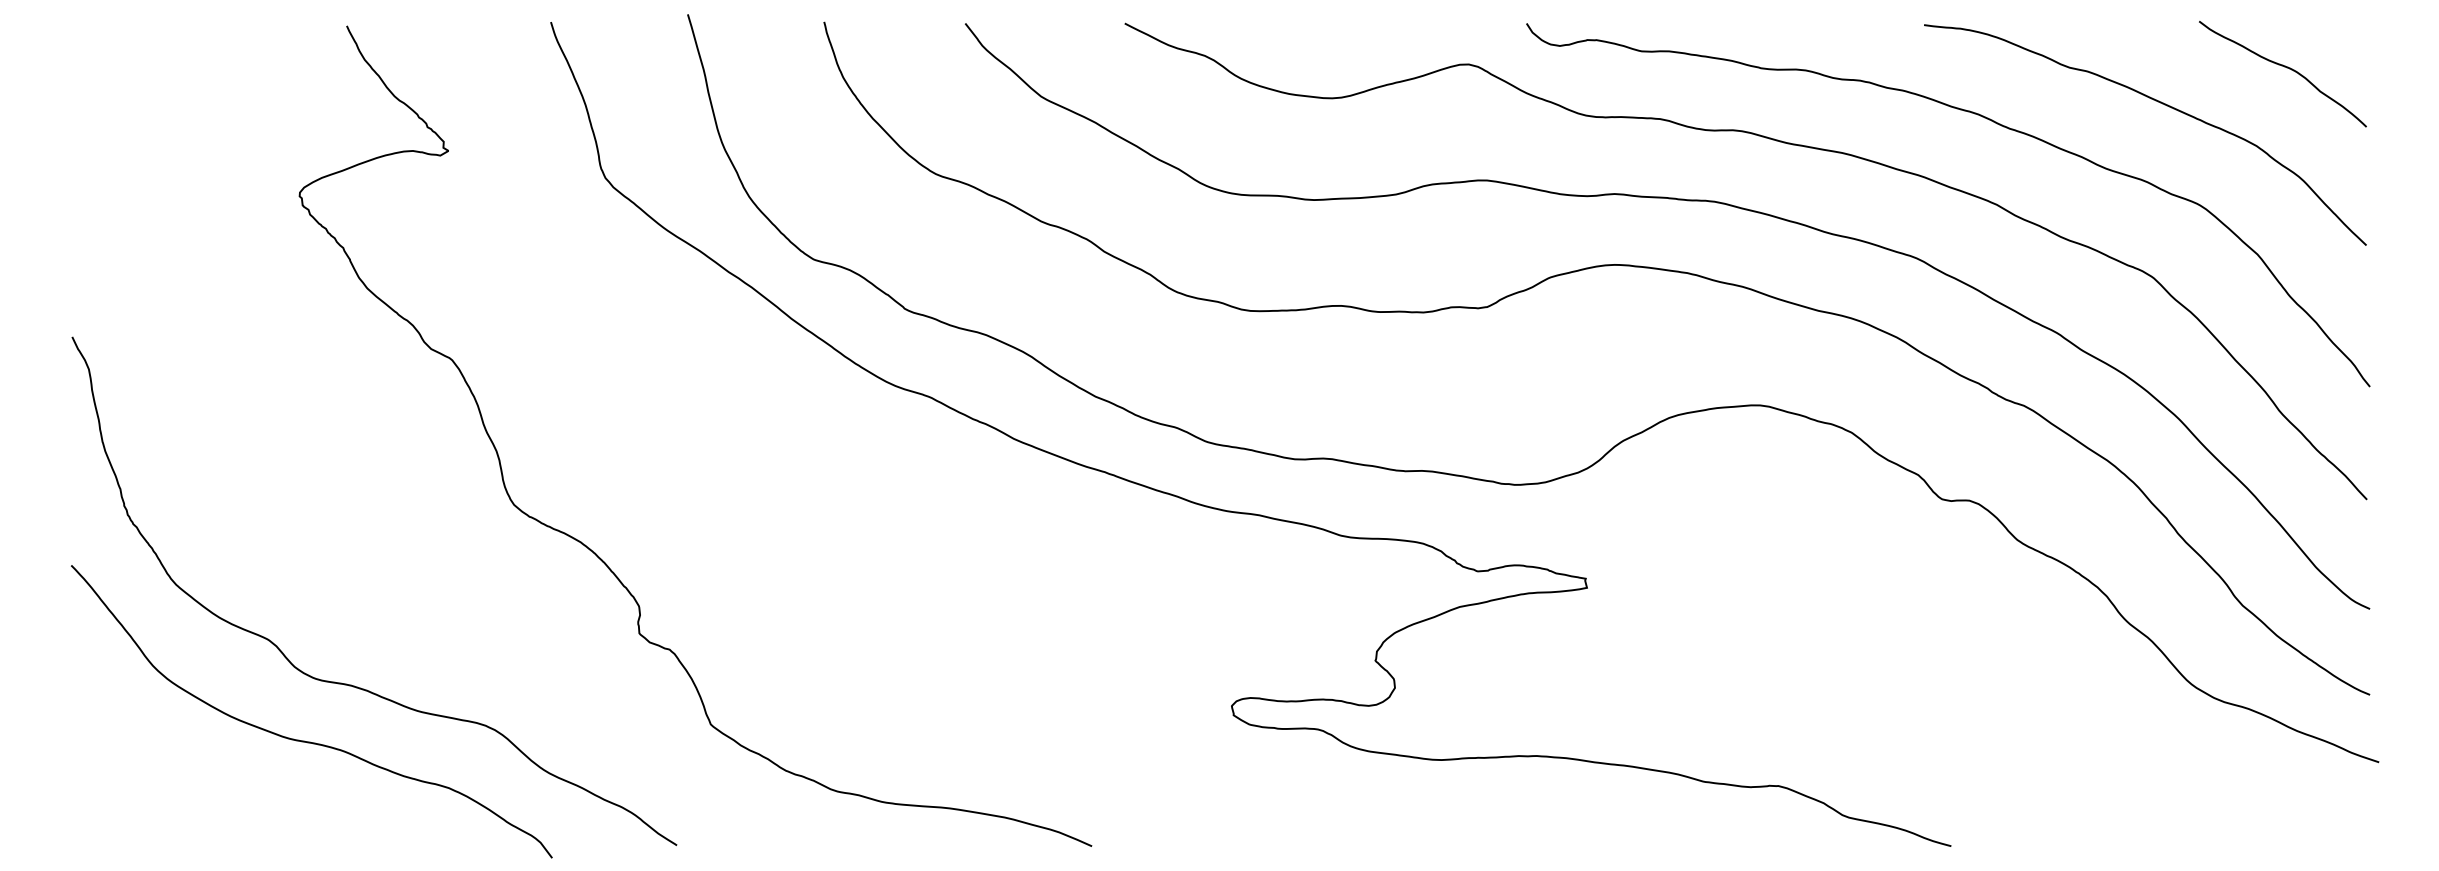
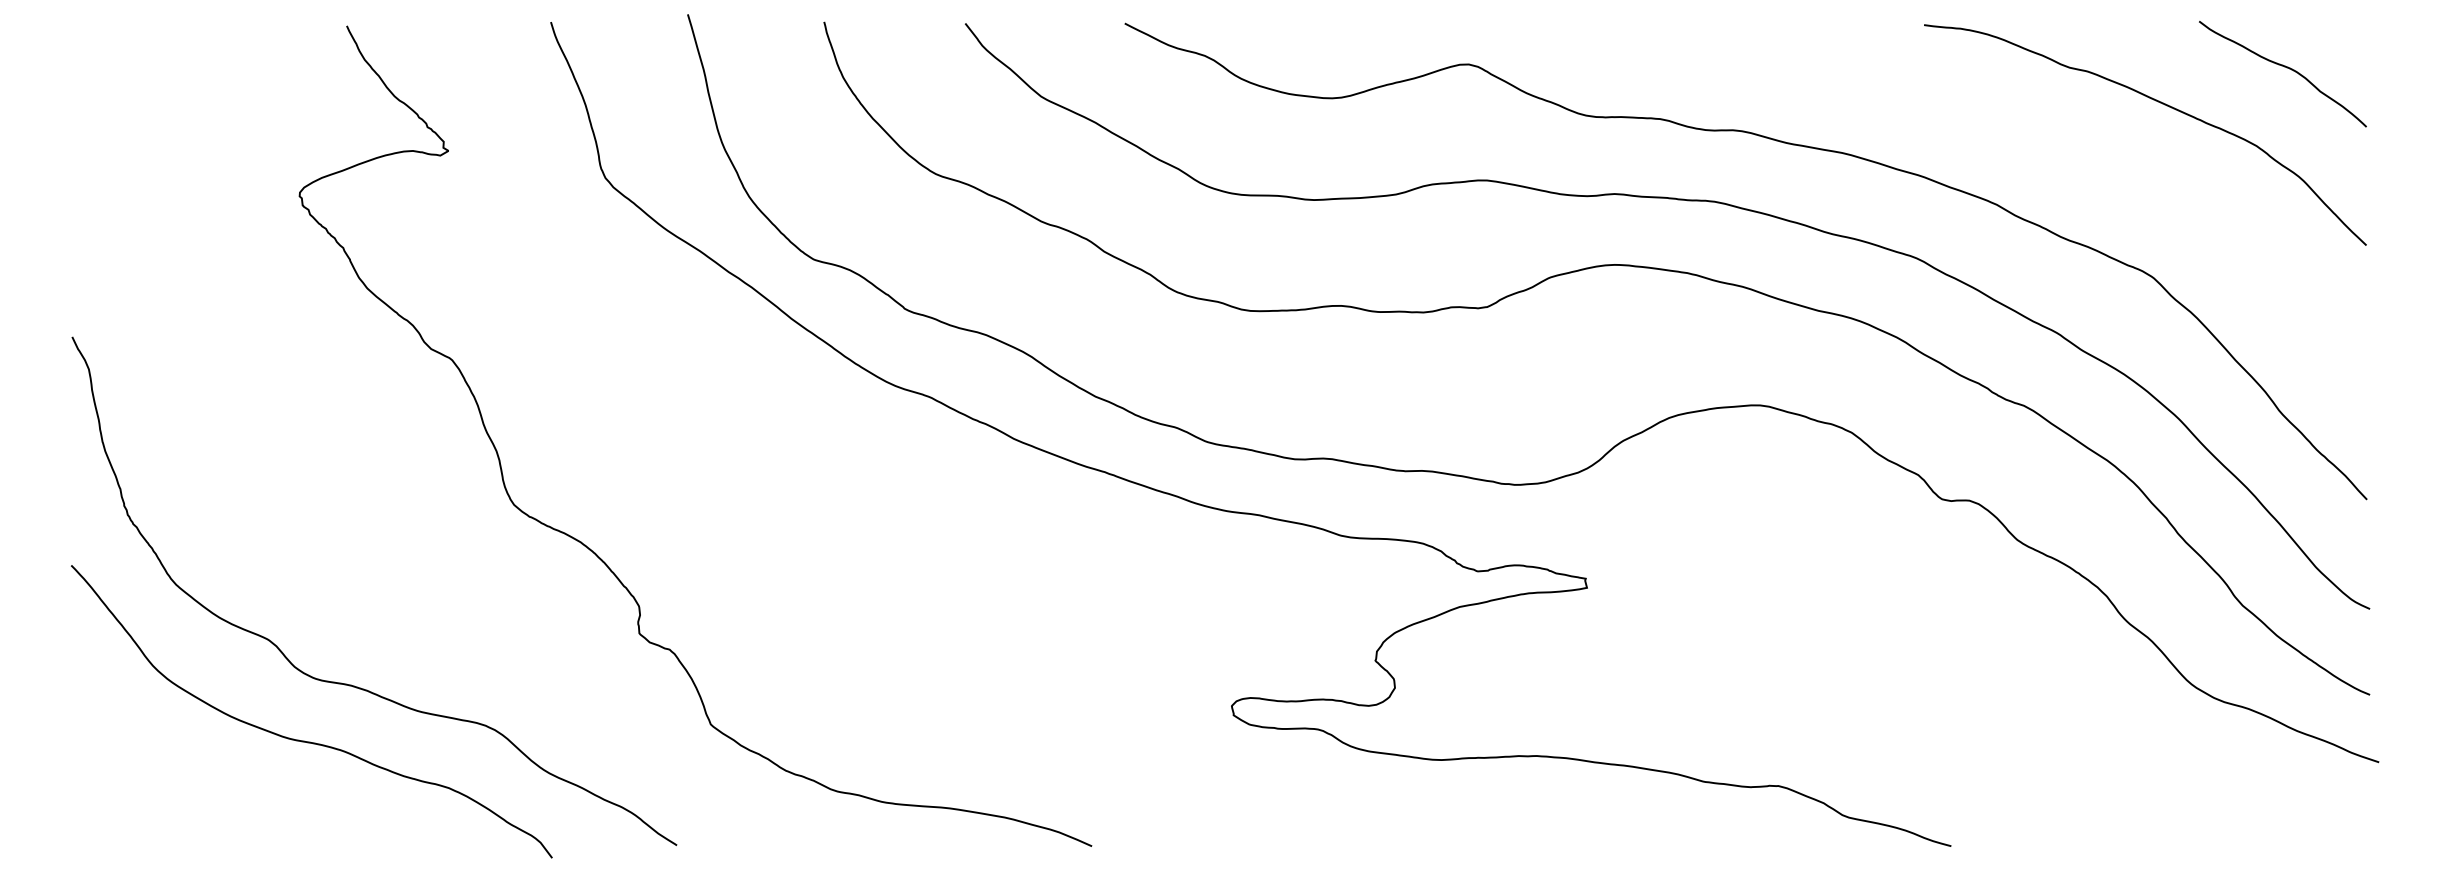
curve: present -> none (1984, 118)
